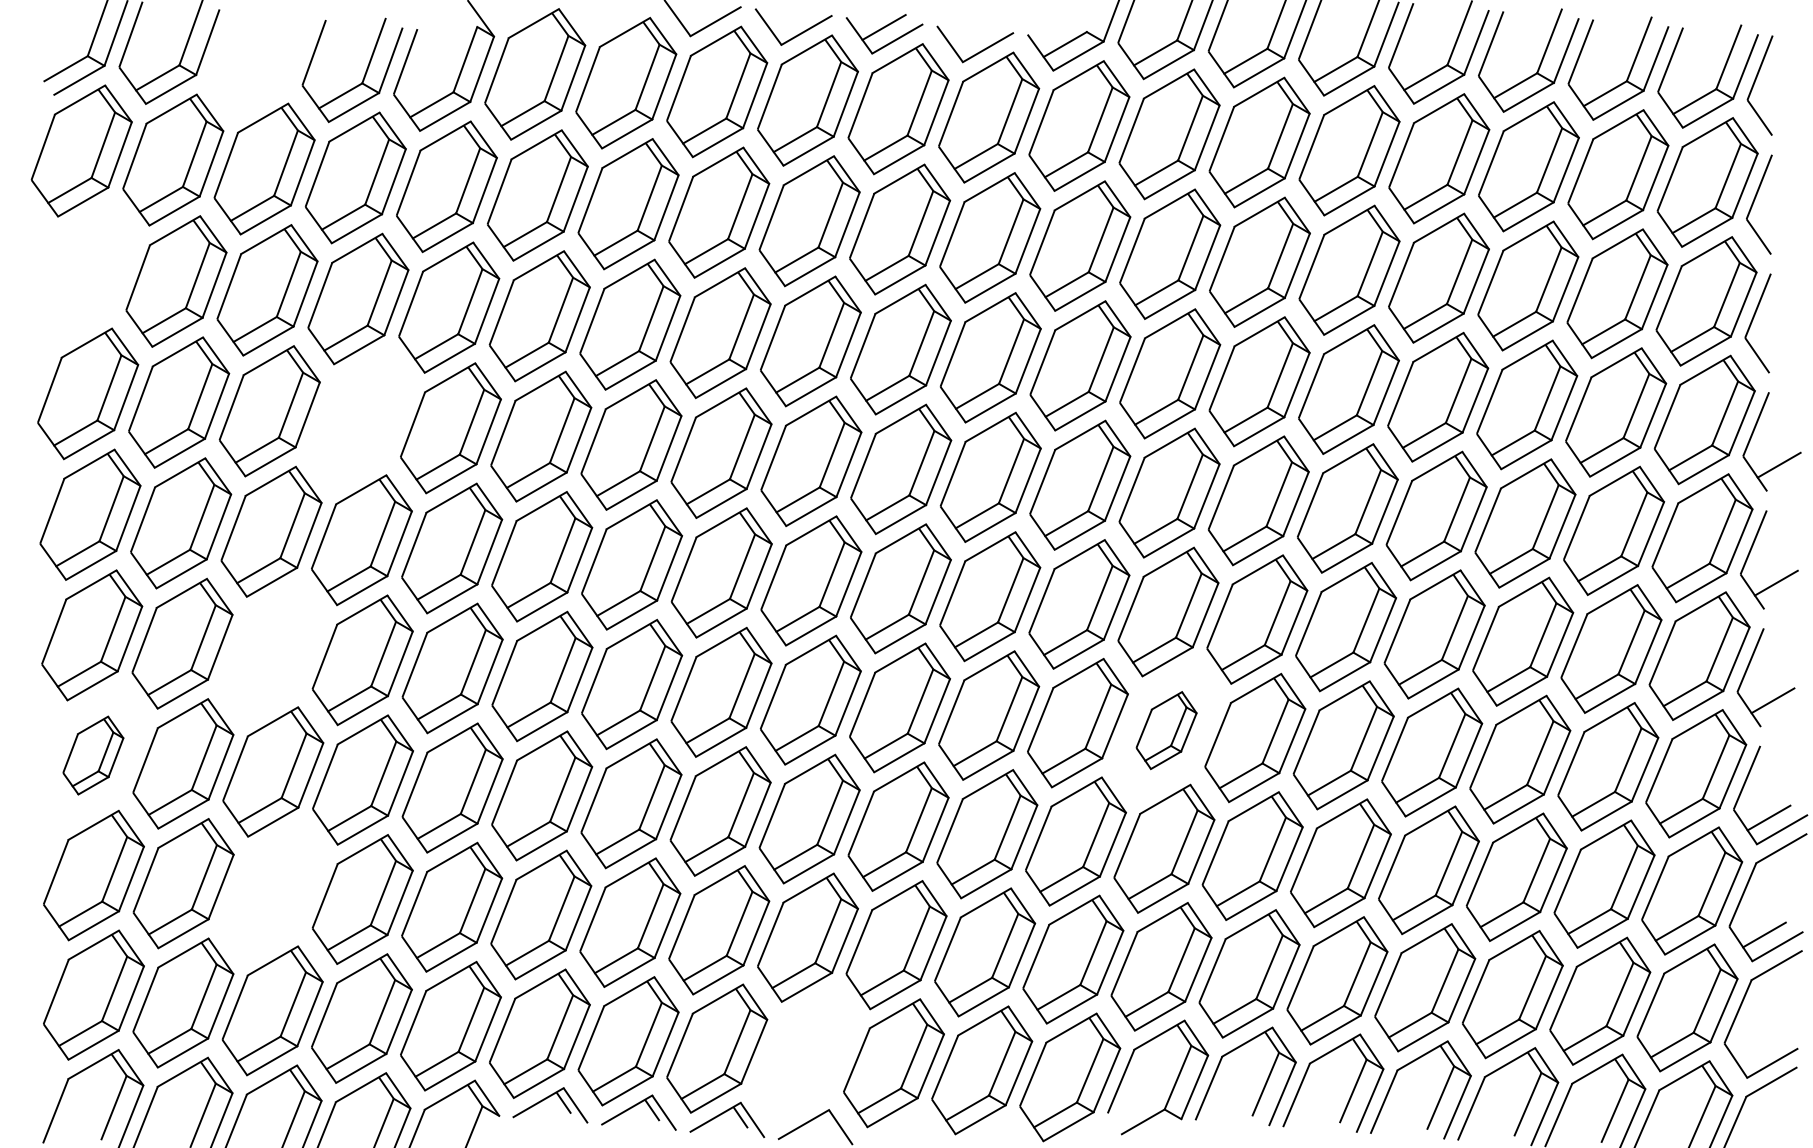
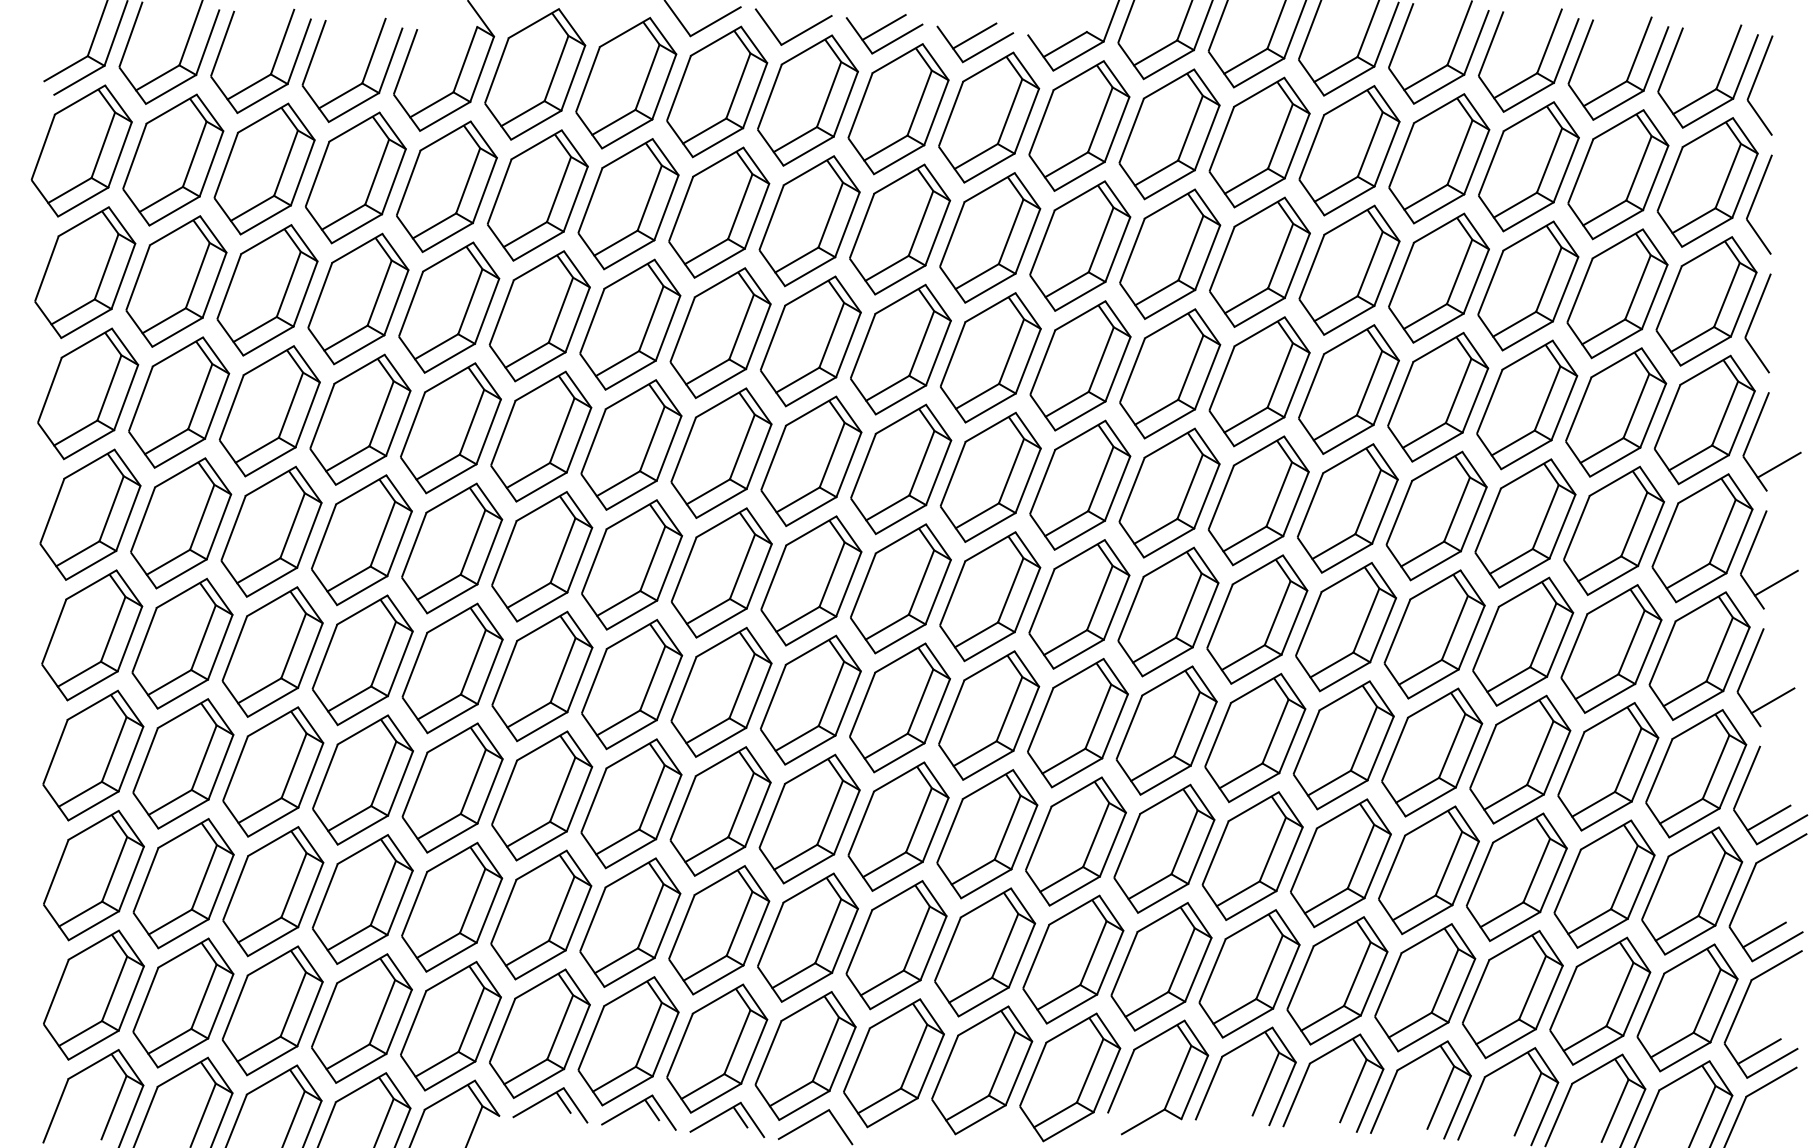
line: none -> present (974, 35)
part: none -> present (272, 66)
part: none -> present (85, 272)
part: none -> present (360, 419)
part: none -> present (272, 651)
part size: 63x80 px -> 103x131 px (1166, 730)
part size: 63x81 px -> 103x133 px (93, 755)
part: none -> present (273, 891)
line: none -> present (1759, 1051)
part: none -> present (805, 1055)
